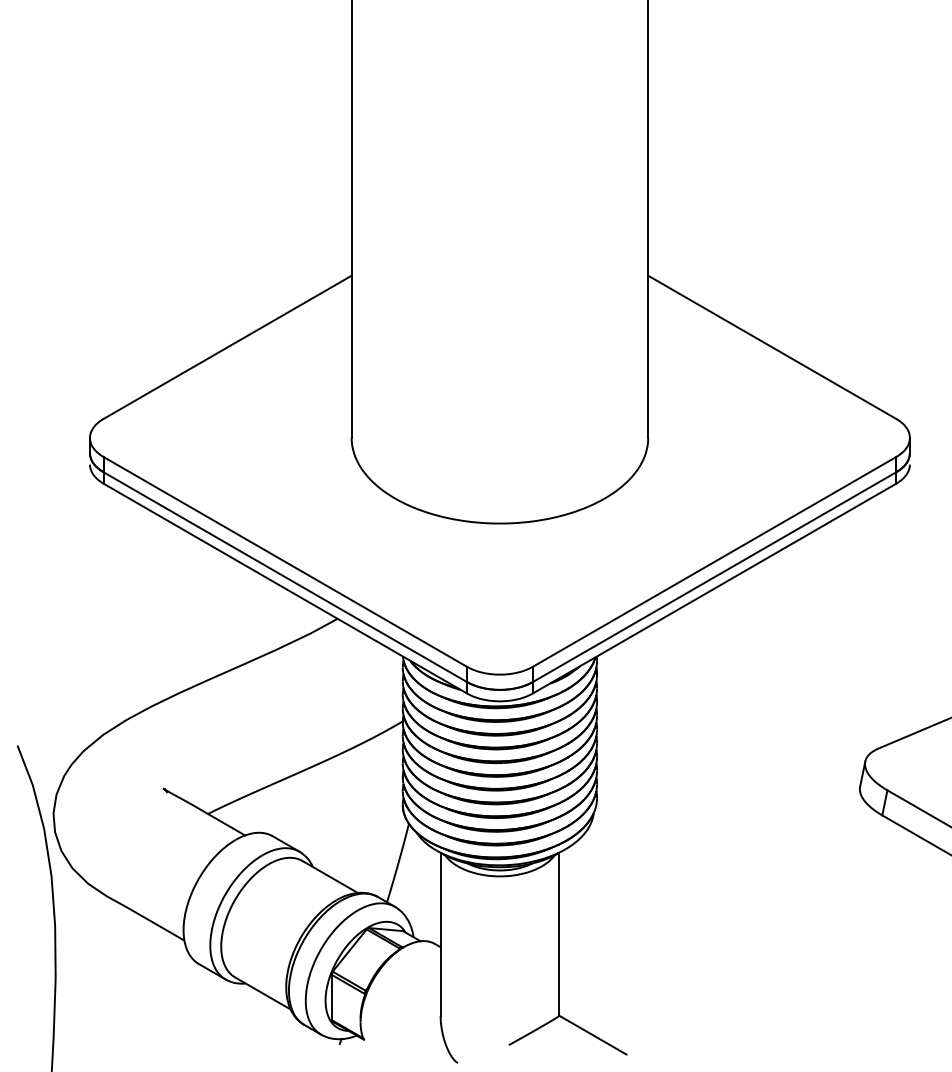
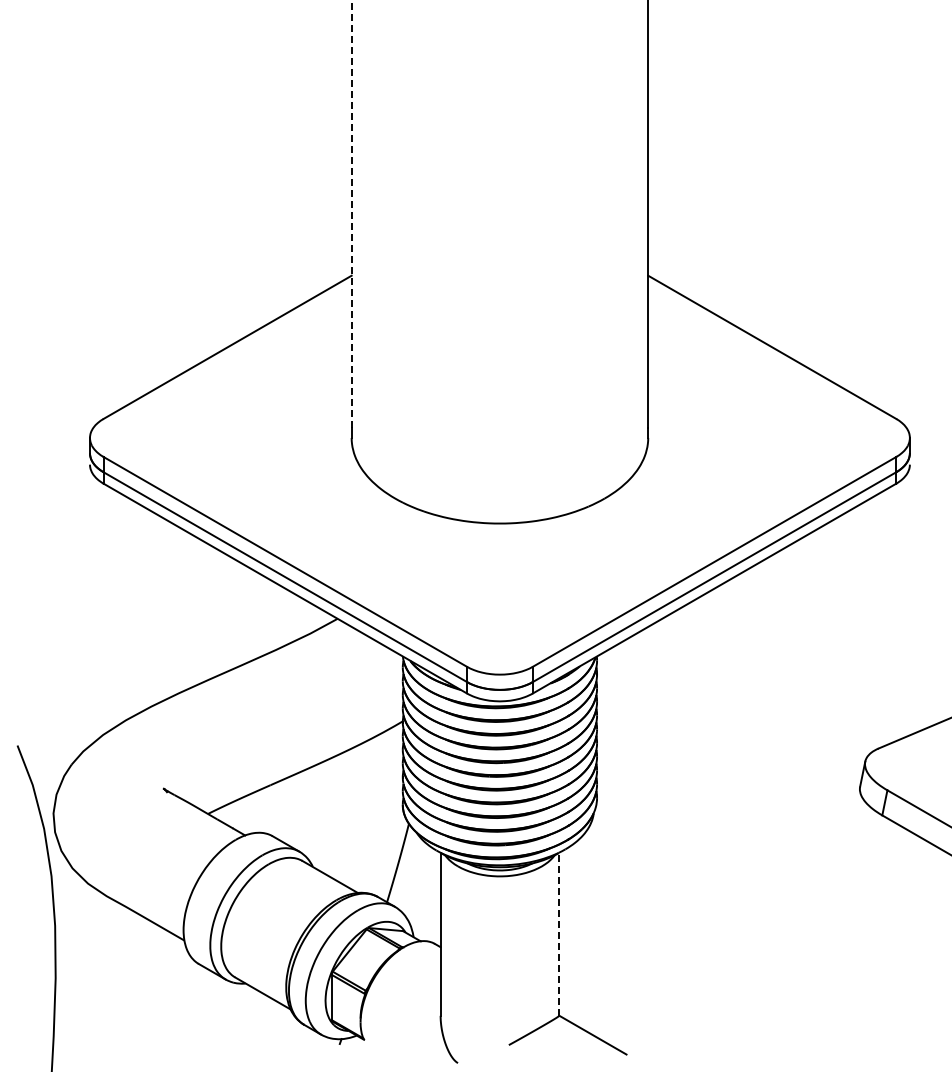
line: solid -> dashed (351, 214)
line: solid -> dashed (559, 933)
